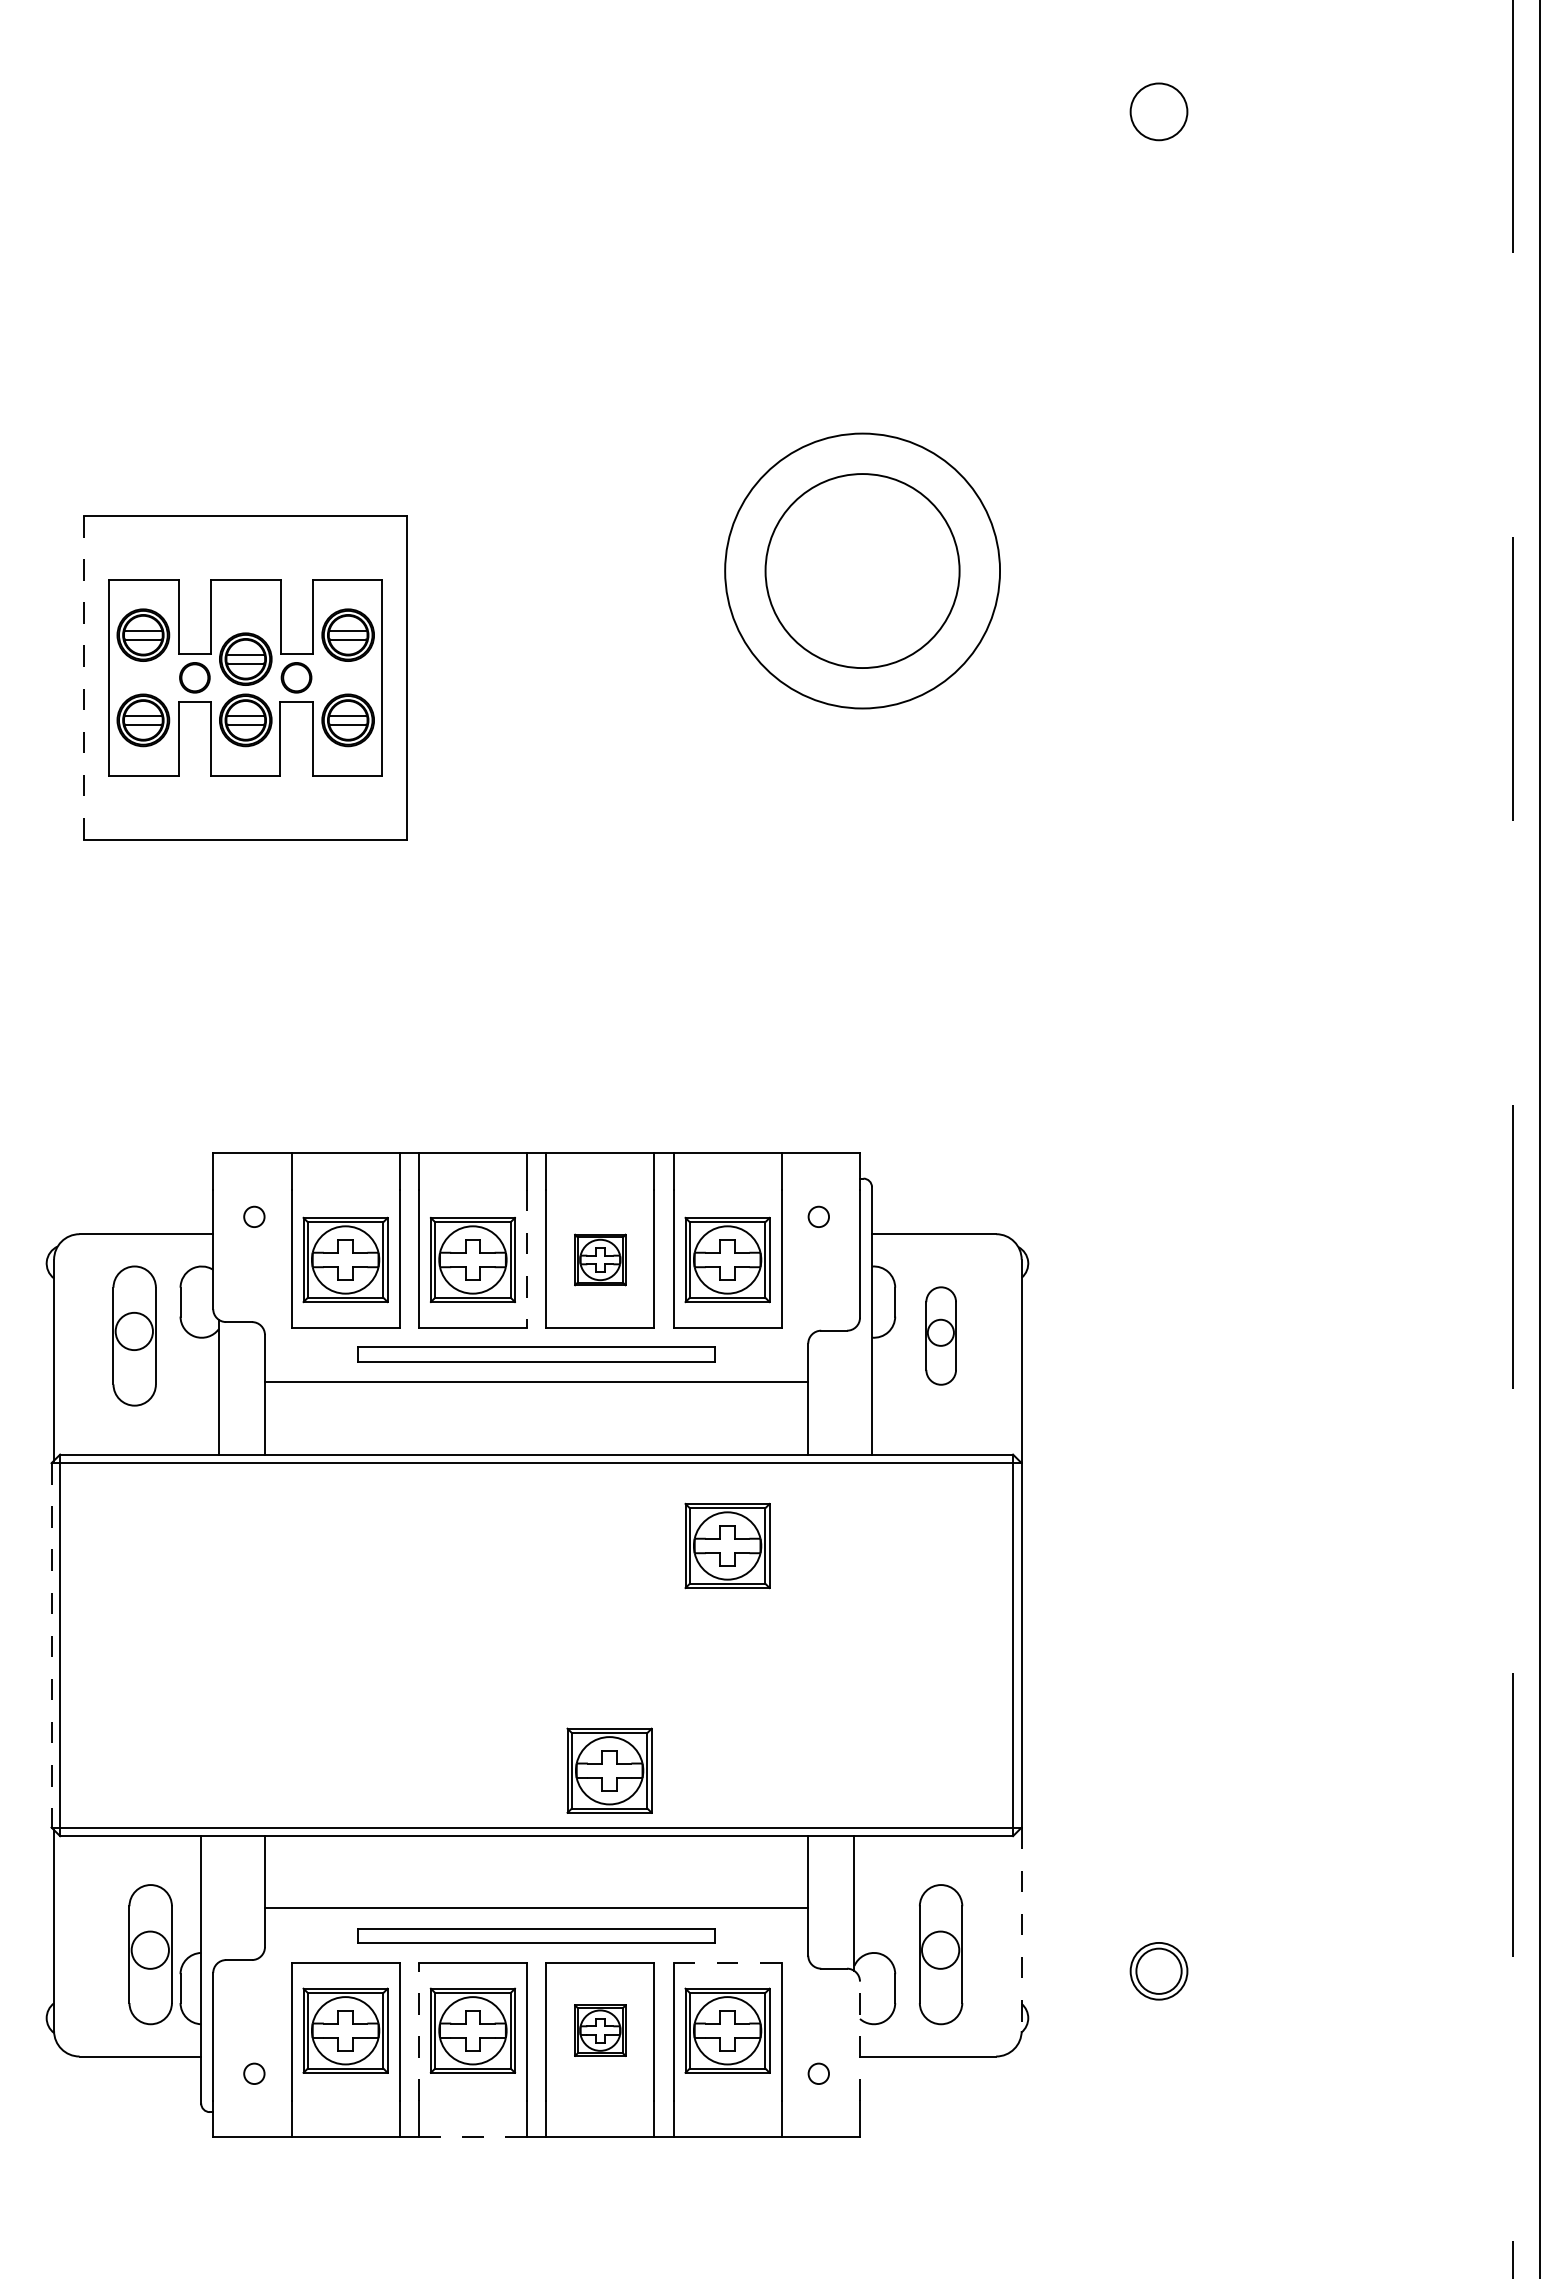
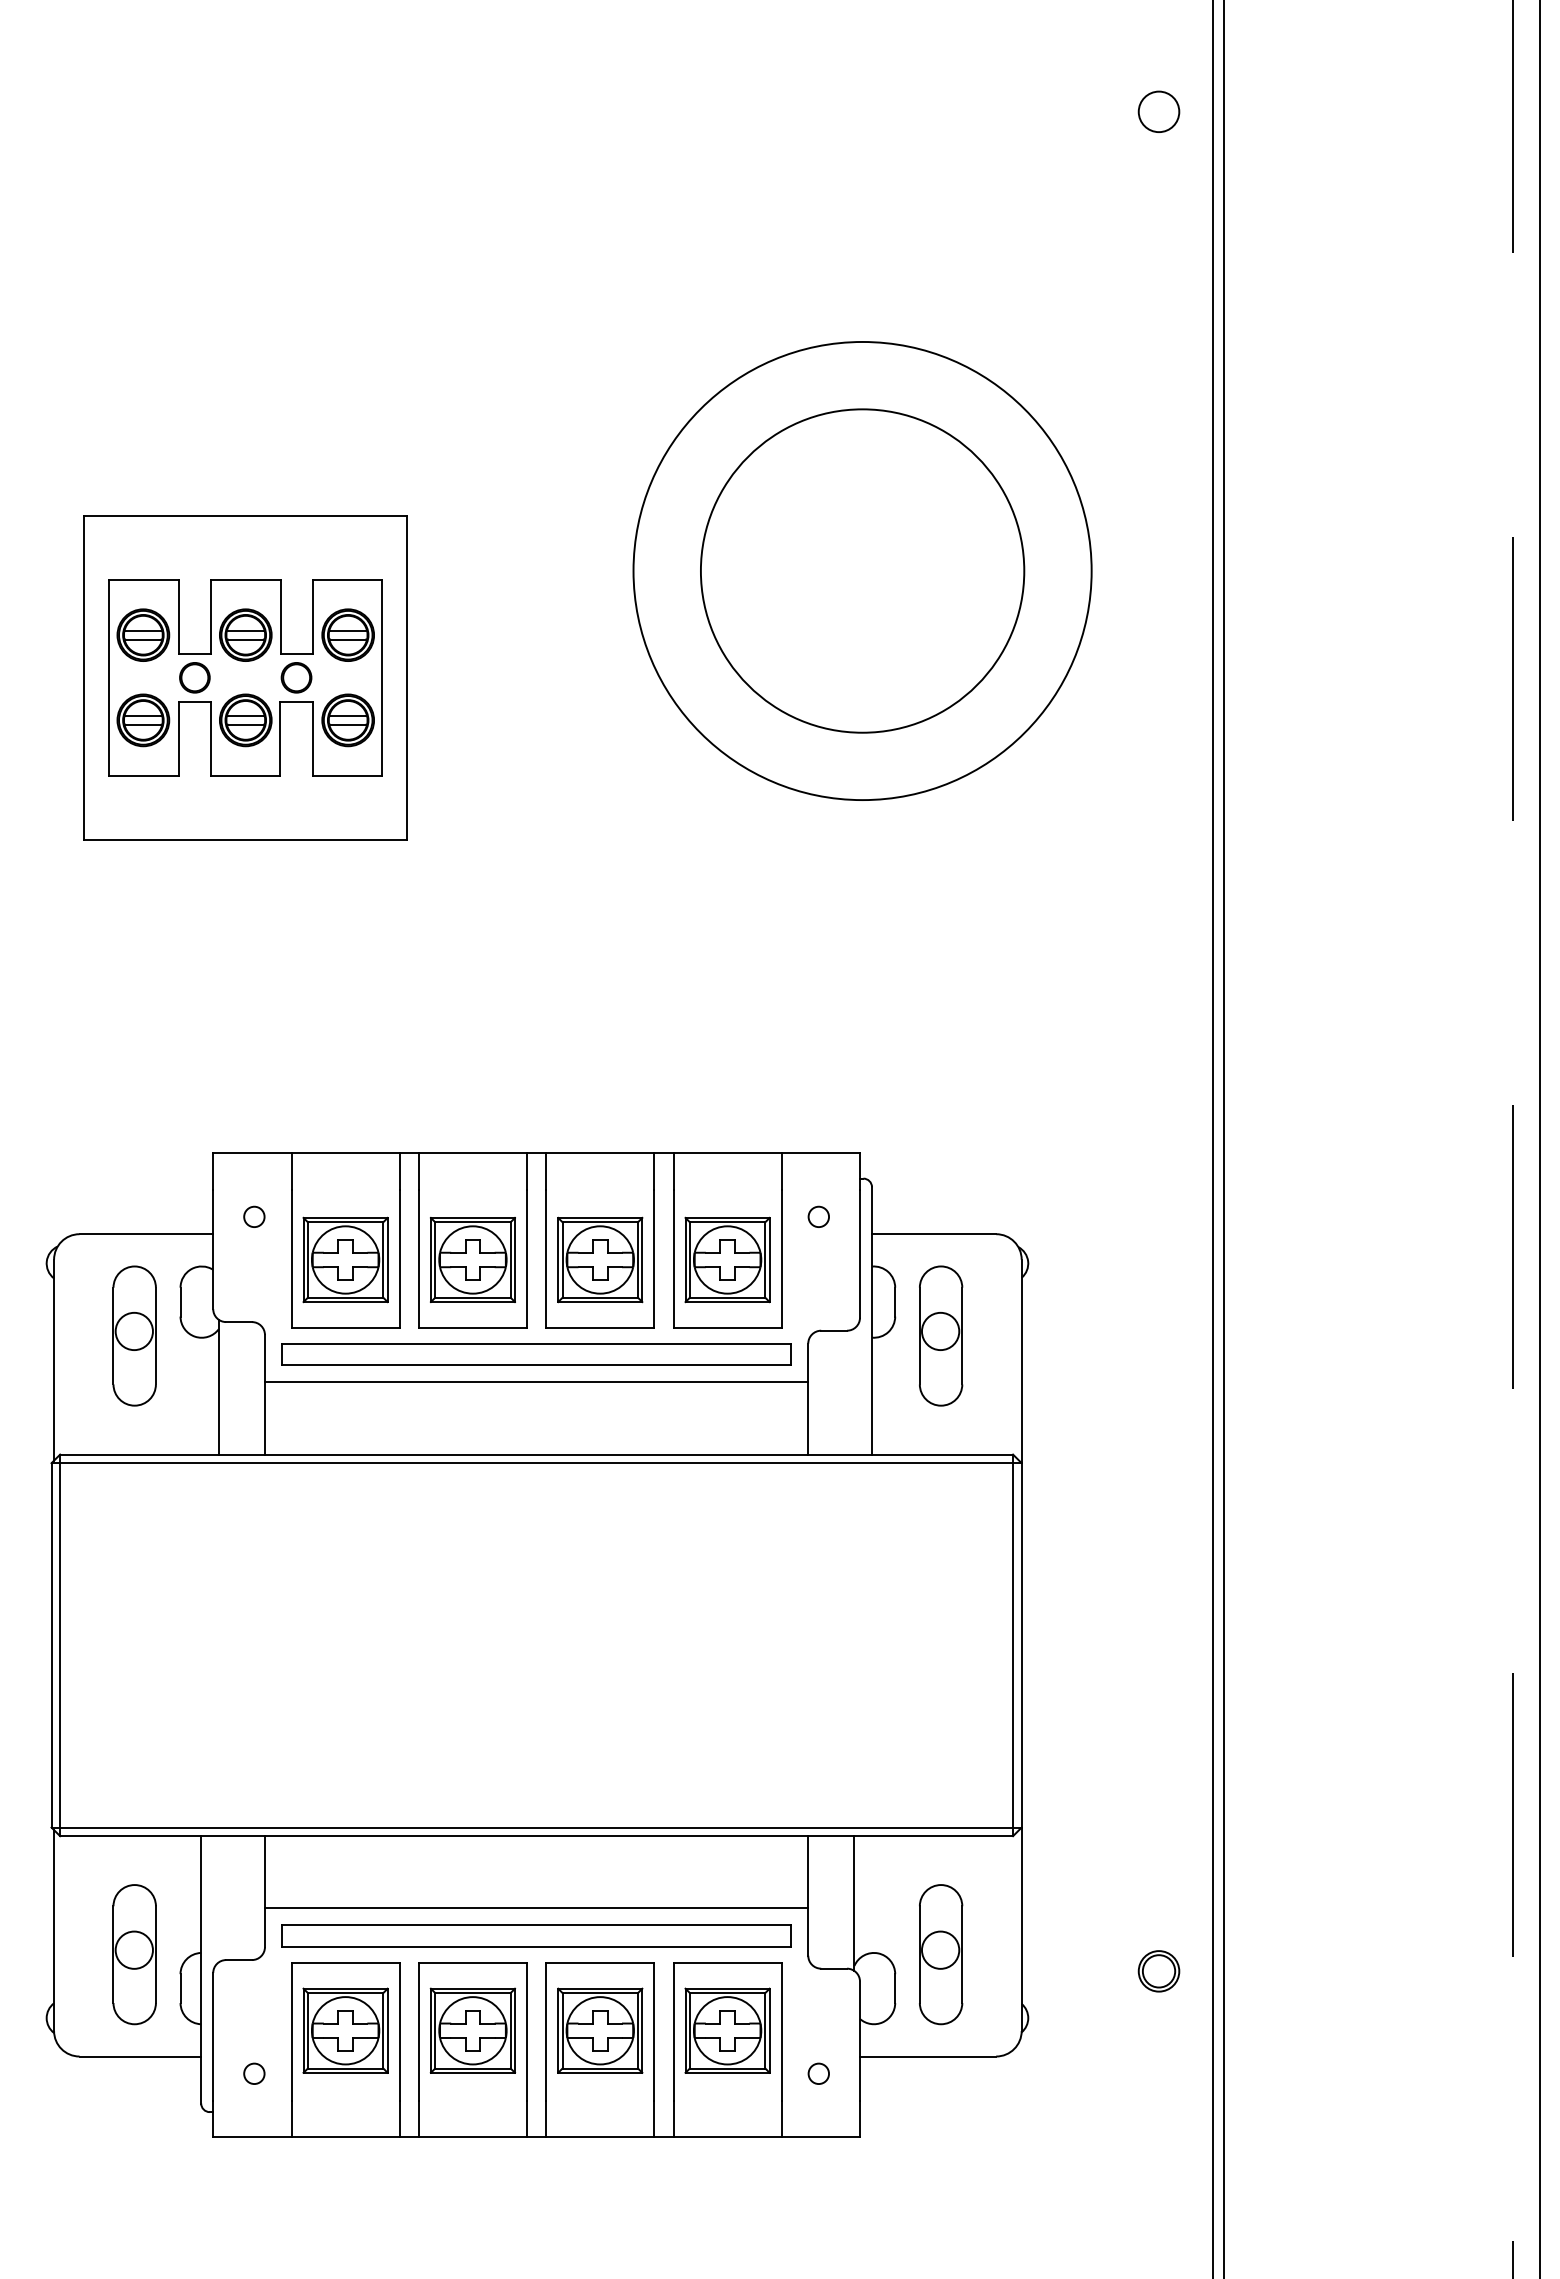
circle diameter: 57 px -> 41 px (1158, 111)
circle diameter: 275 px -> 458 px (862, 570)
circle diameter: 194 px -> 323 px (862, 570)
part position: (245, 658) -> (245, 634) (245, 634)
line: dashed -> solid (84, 677)
line: none -> present (1212, 1138)
line: none -> present (1223, 1138)
line: dashed -> solid (526, 1259)
part size: 53x54 px -> 87x88 px (600, 1259)
part size: 32x100 px -> 45x142 px (941, 1335)
part size: 359x17 px -> 511x23 px (536, 1354)
part: present -> none (727, 1545)
line: dashed -> solid (51, 1645)
part: present -> none (609, 1770)
line: dashed -> solid (1021, 1929)
part size: 359x16 px -> 511x24 px (536, 1935)
part position: (150, 1954) -> (134, 1954) (134, 1954)
line: dashed -> solid (727, 1962)
part size: 60x59 px -> 44x43 px (1158, 1971)
part size: 53x53 px -> 87x87 px (600, 2030)
line: dashed -> solid (419, 2031)
line: dashed -> solid (860, 2041)
line: dashed -> solid (472, 2137)
